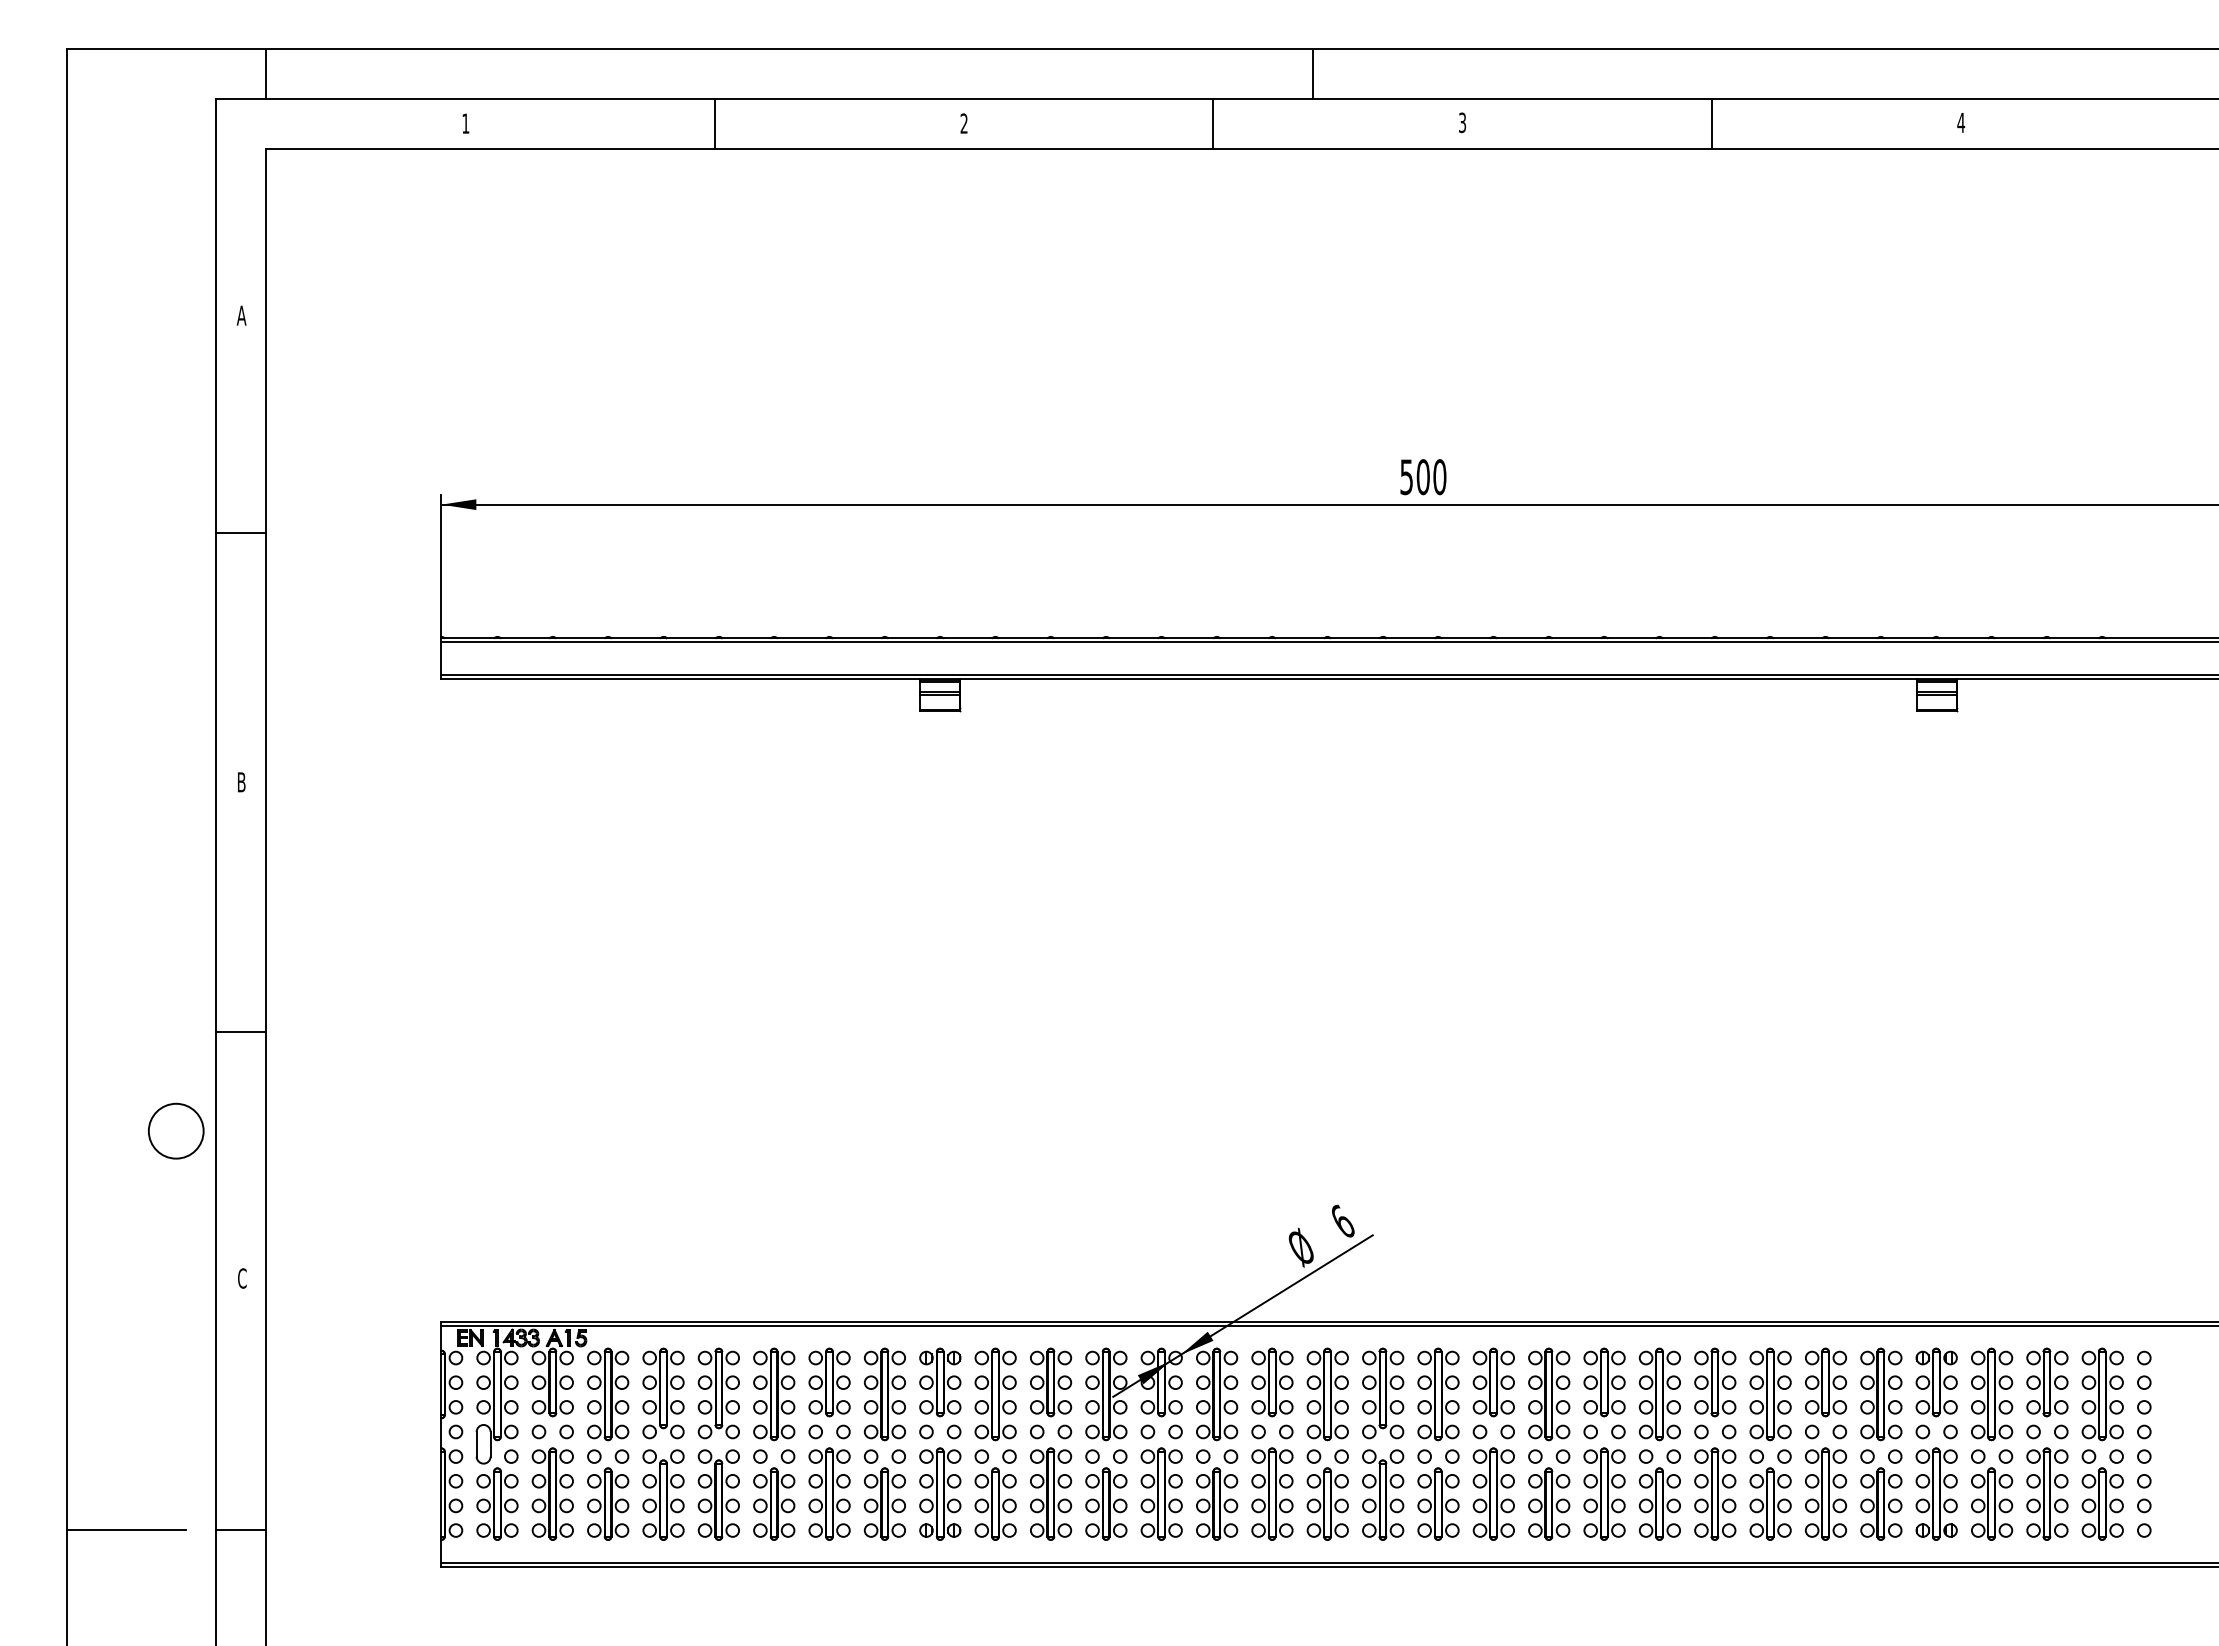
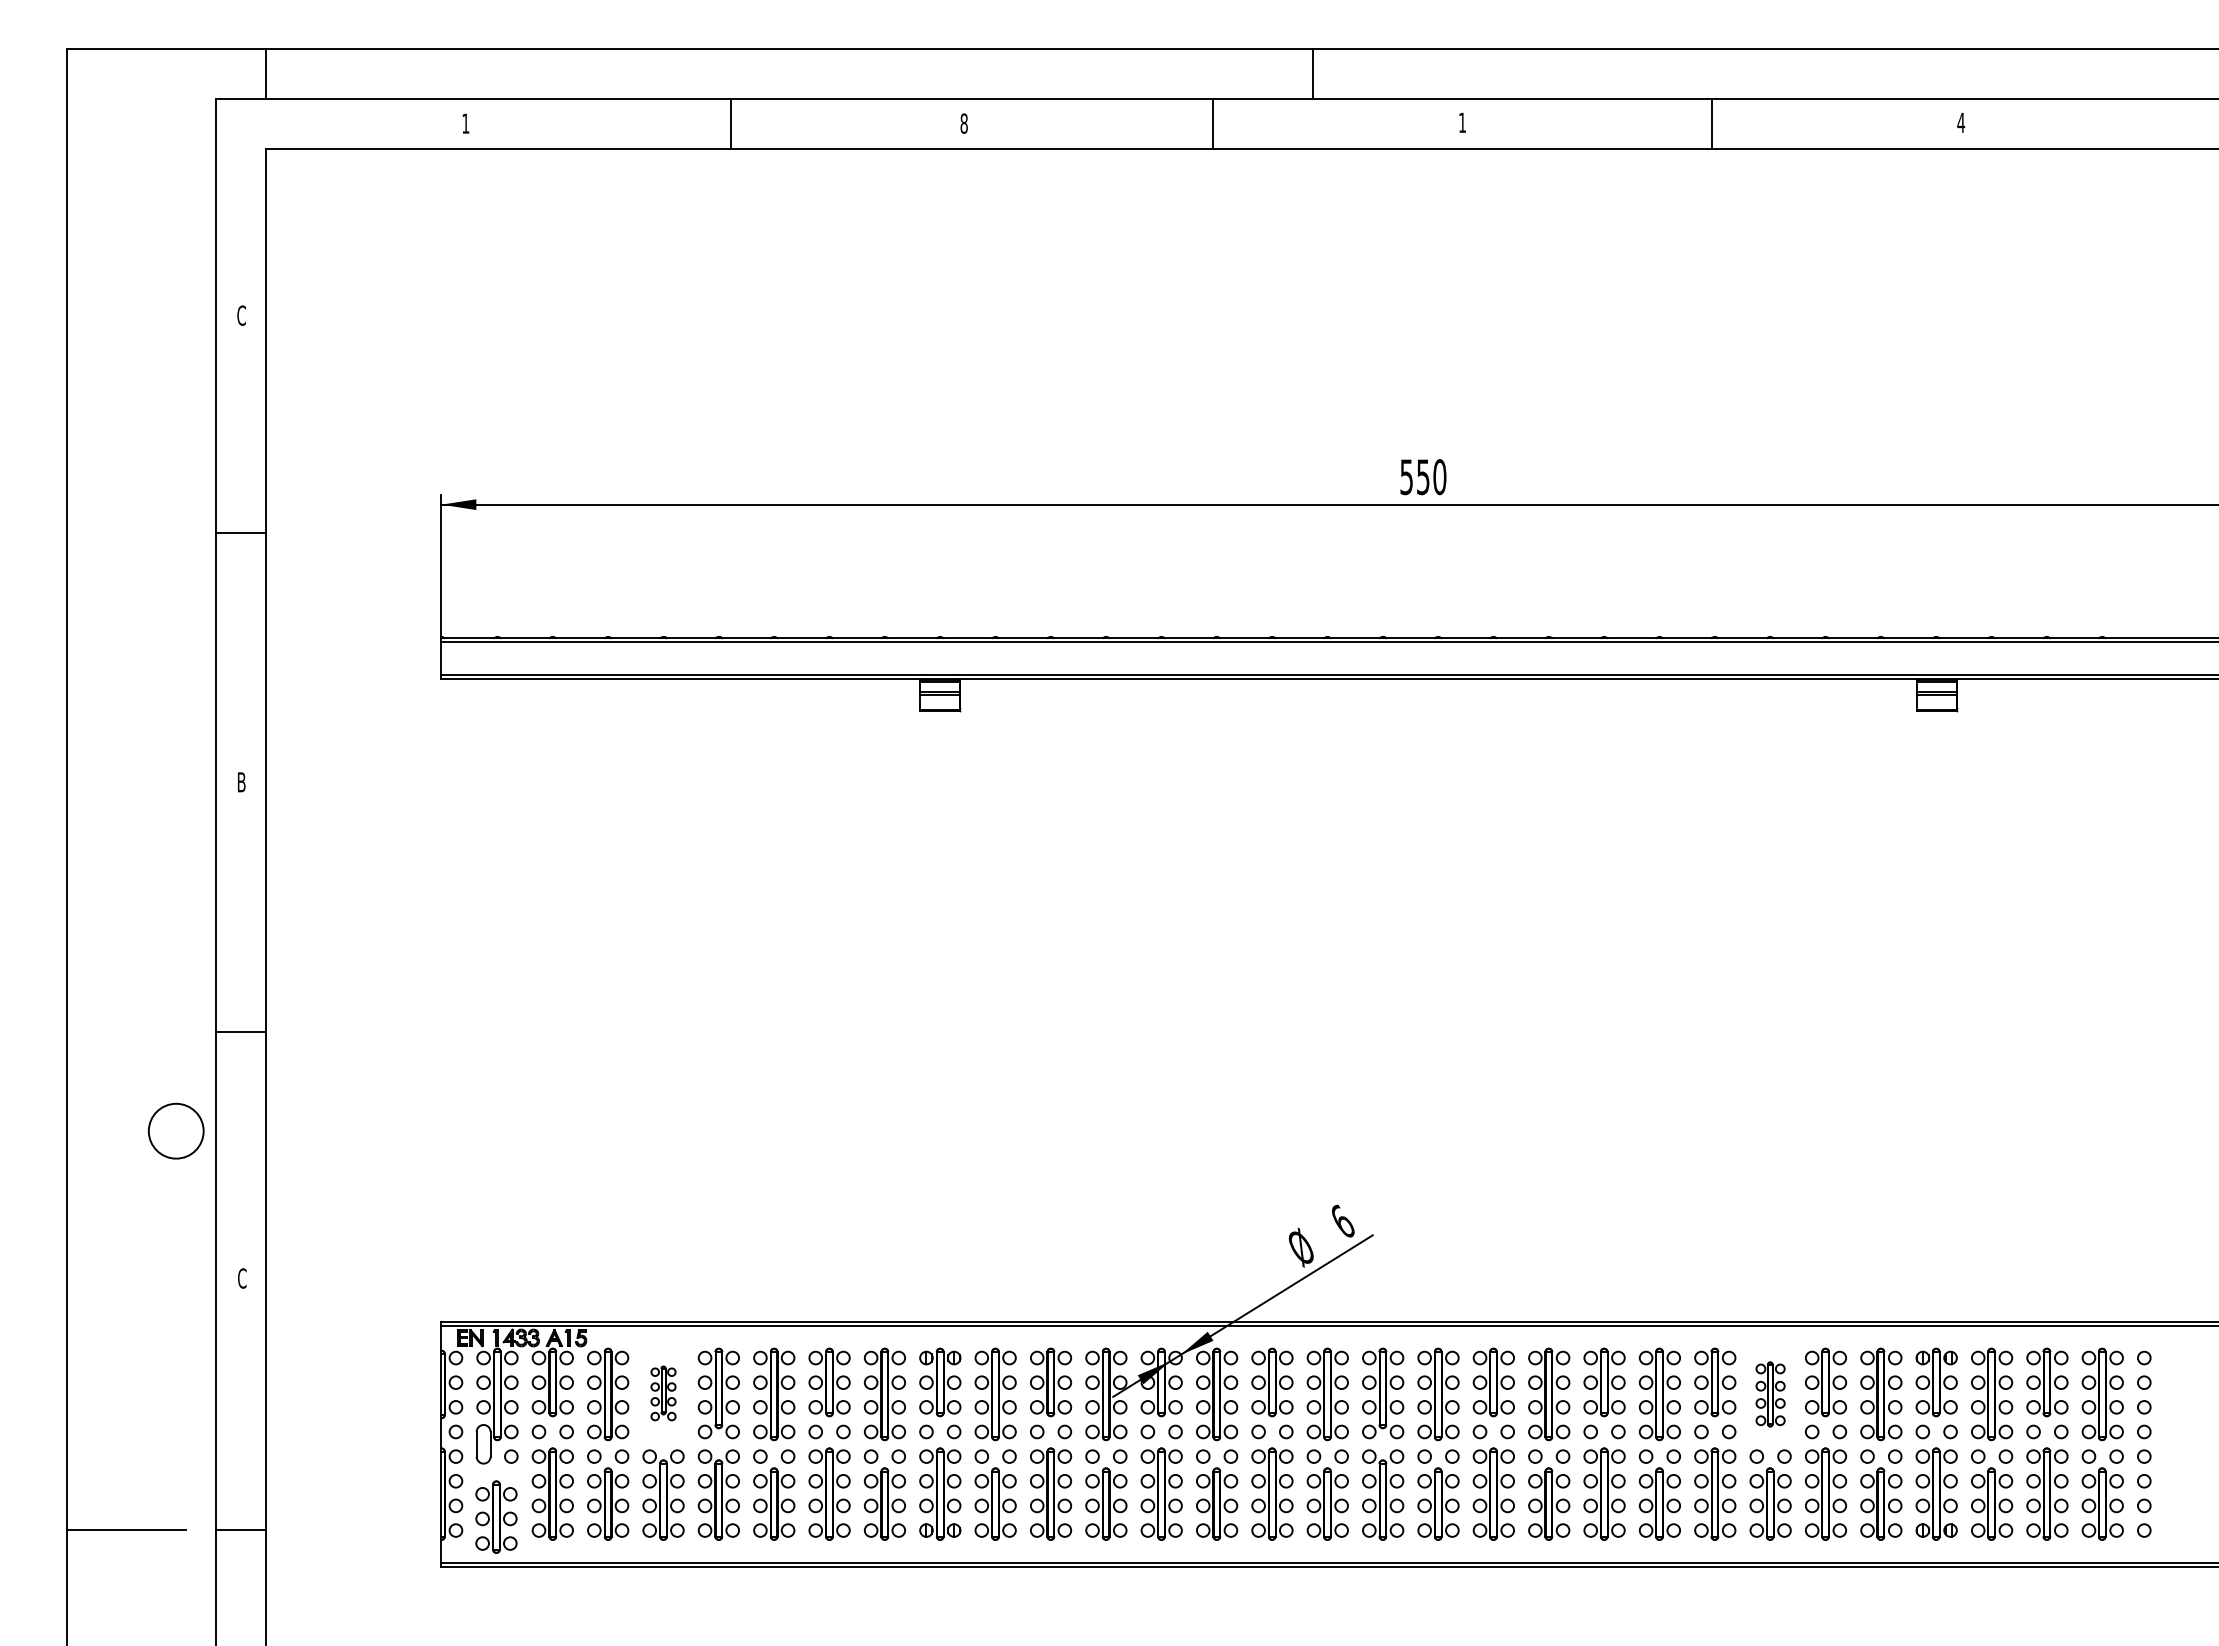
text: 3 -> 1 (1462, 122)
text: 2 -> 8 (963, 123)
line position: (714, 124) -> (730, 124) (730, 124)
text: A -> C (241, 315)
text: 500 -> 550 (1422, 477)
part size: 43x93 px -> 27x57 px (663, 1393)
part size: 43x95 px -> 31x67 px (1770, 1394)
part position: (497, 1503) -> (496, 1516) (496, 1516)
